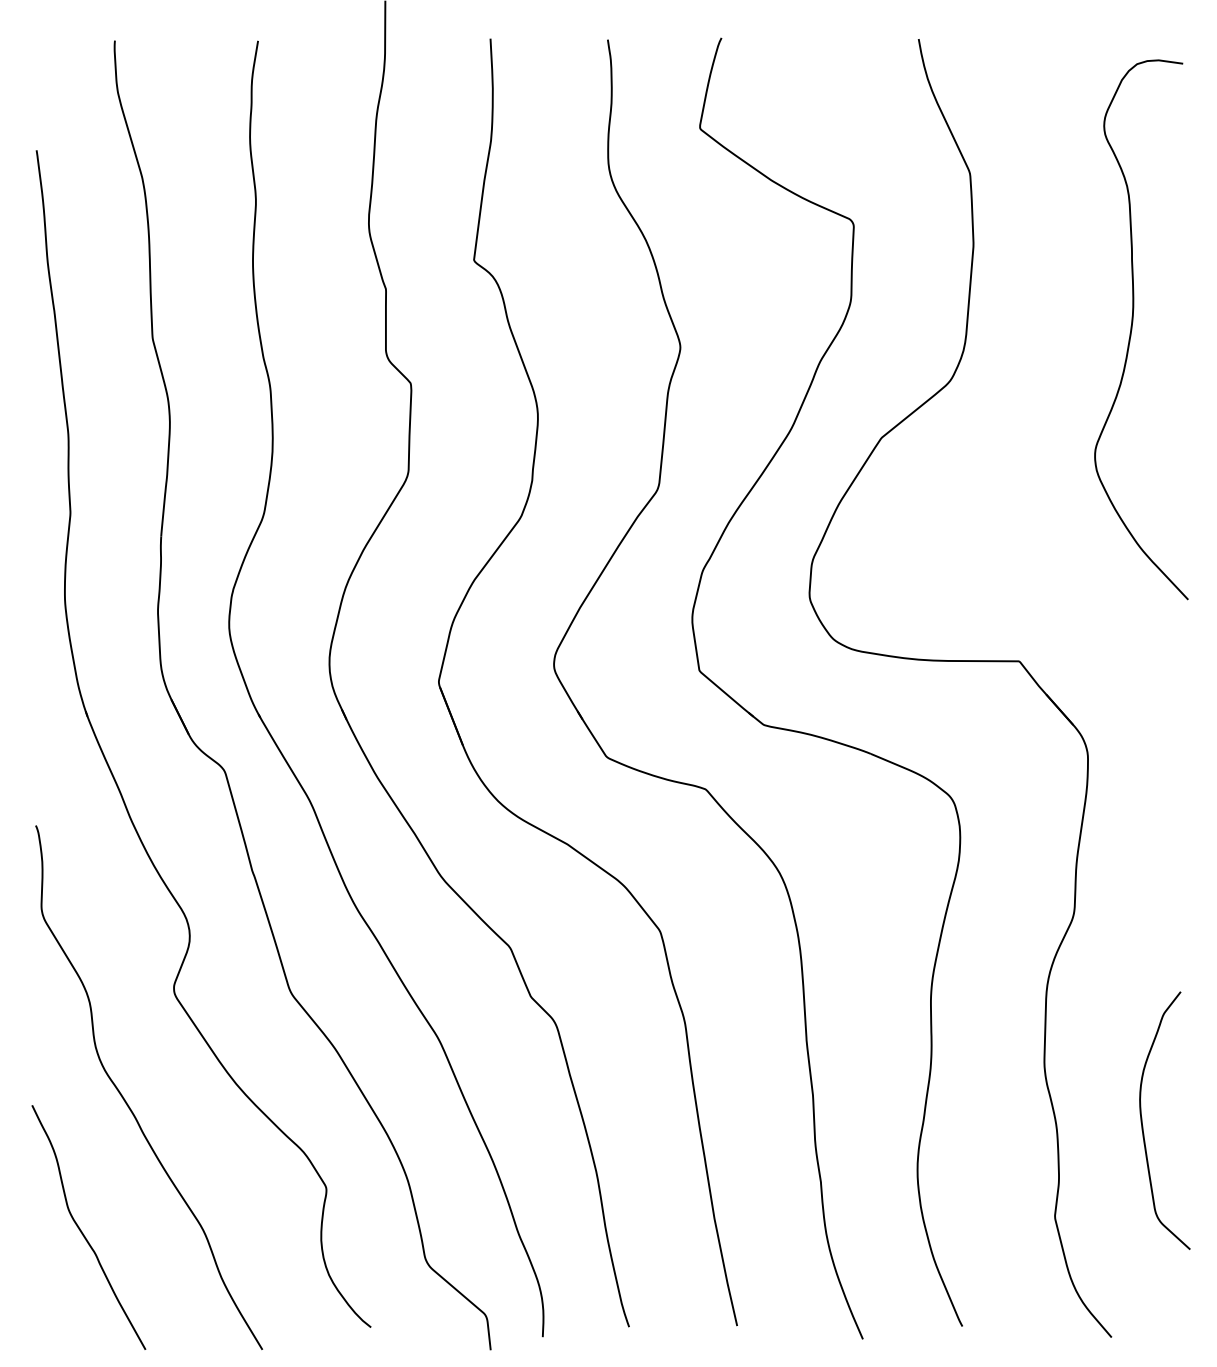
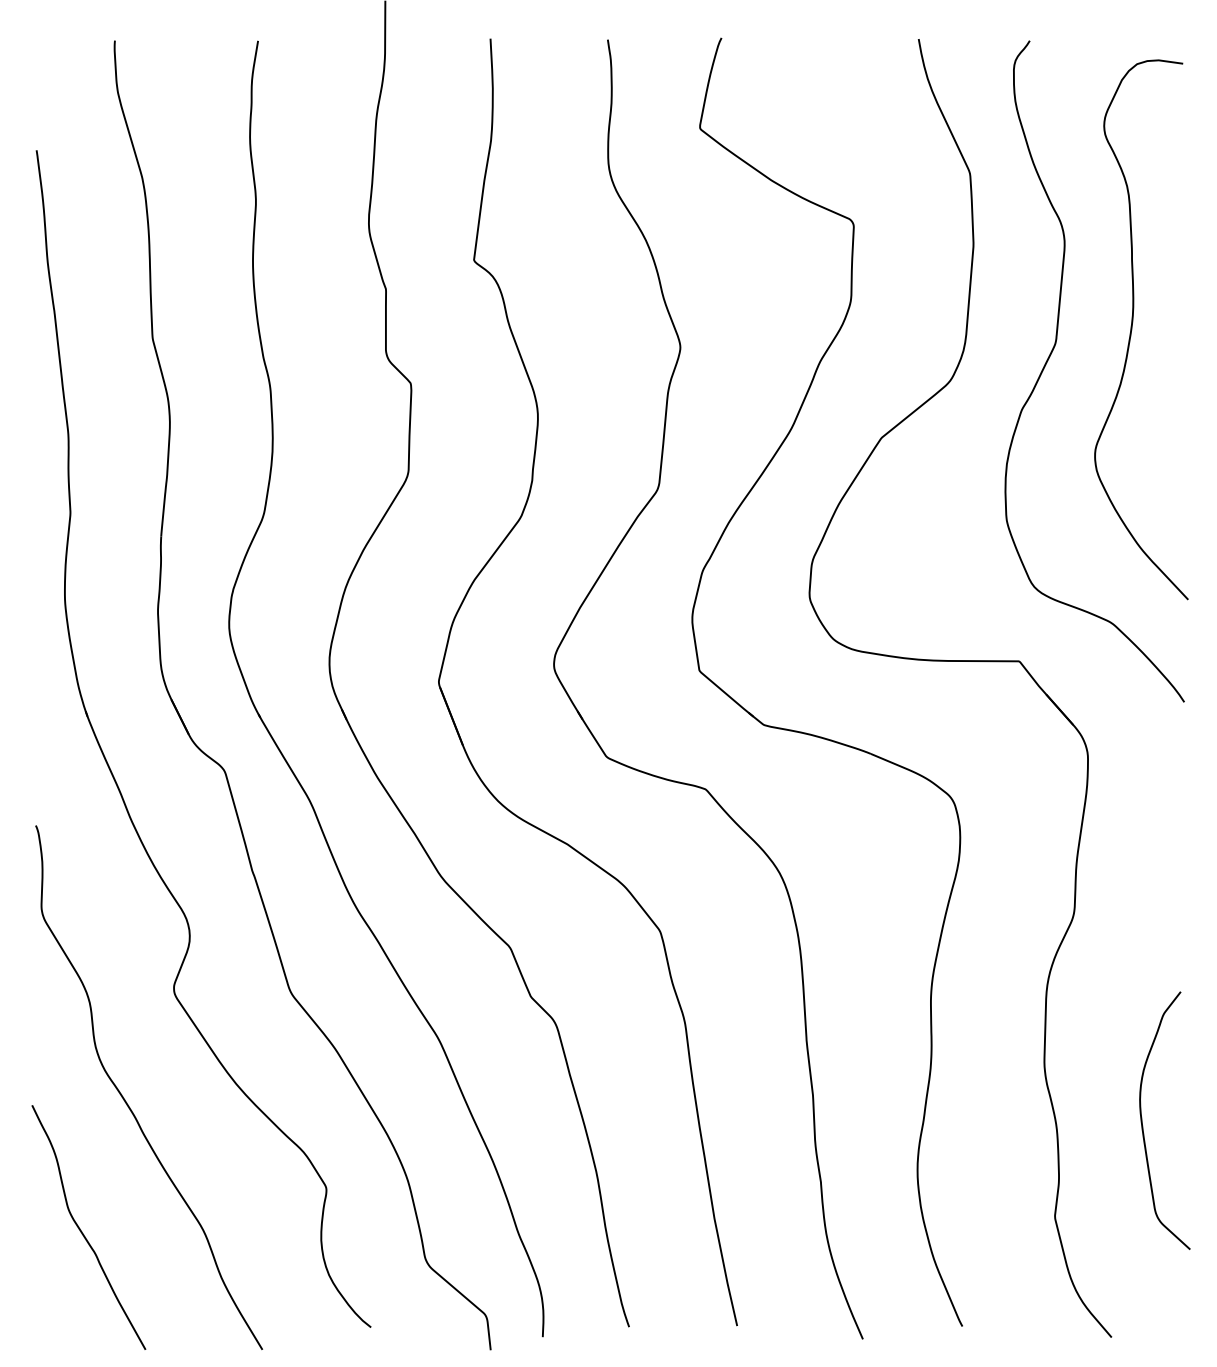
curve: none -> present (1053, 350)
